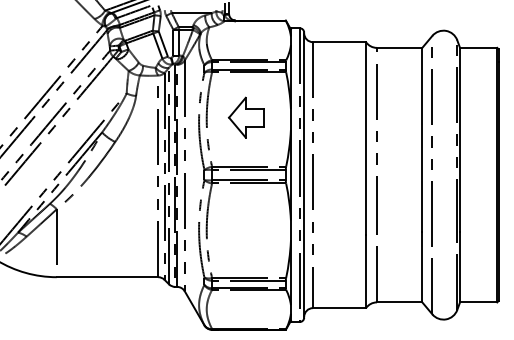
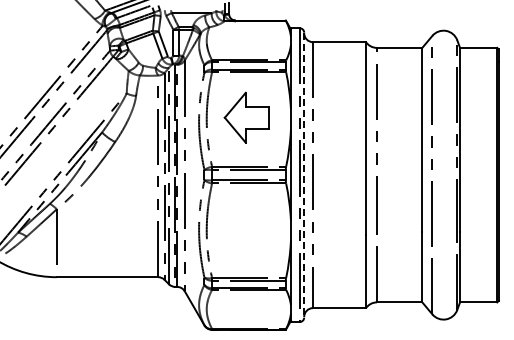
part size: 38x43 px -> 47x53 px (246, 117)
line: solid -> dashed (304, 175)
